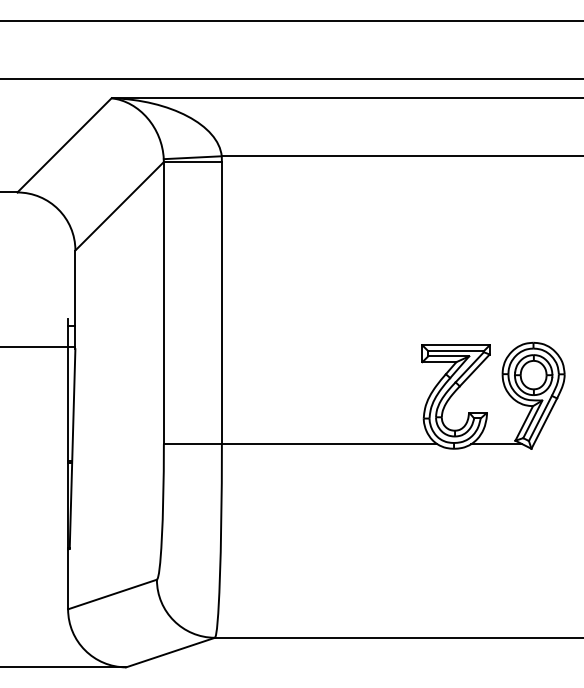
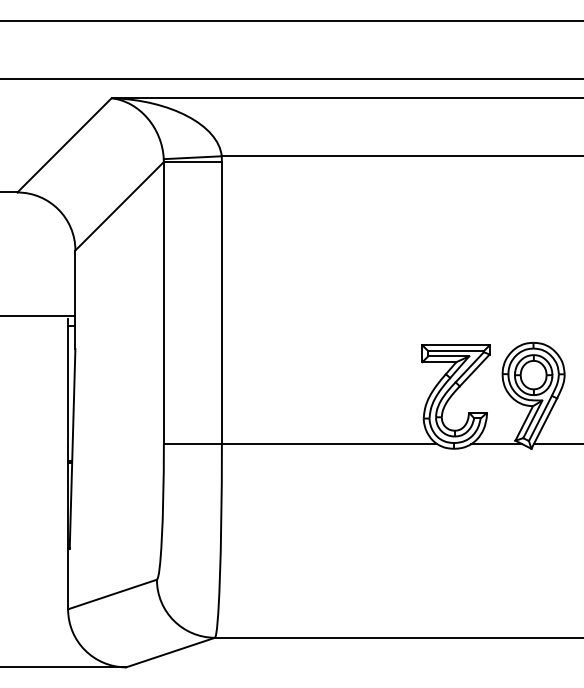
line position: (38, 346) -> (38, 315) (38, 315)
line: none -> present (556, 444)
